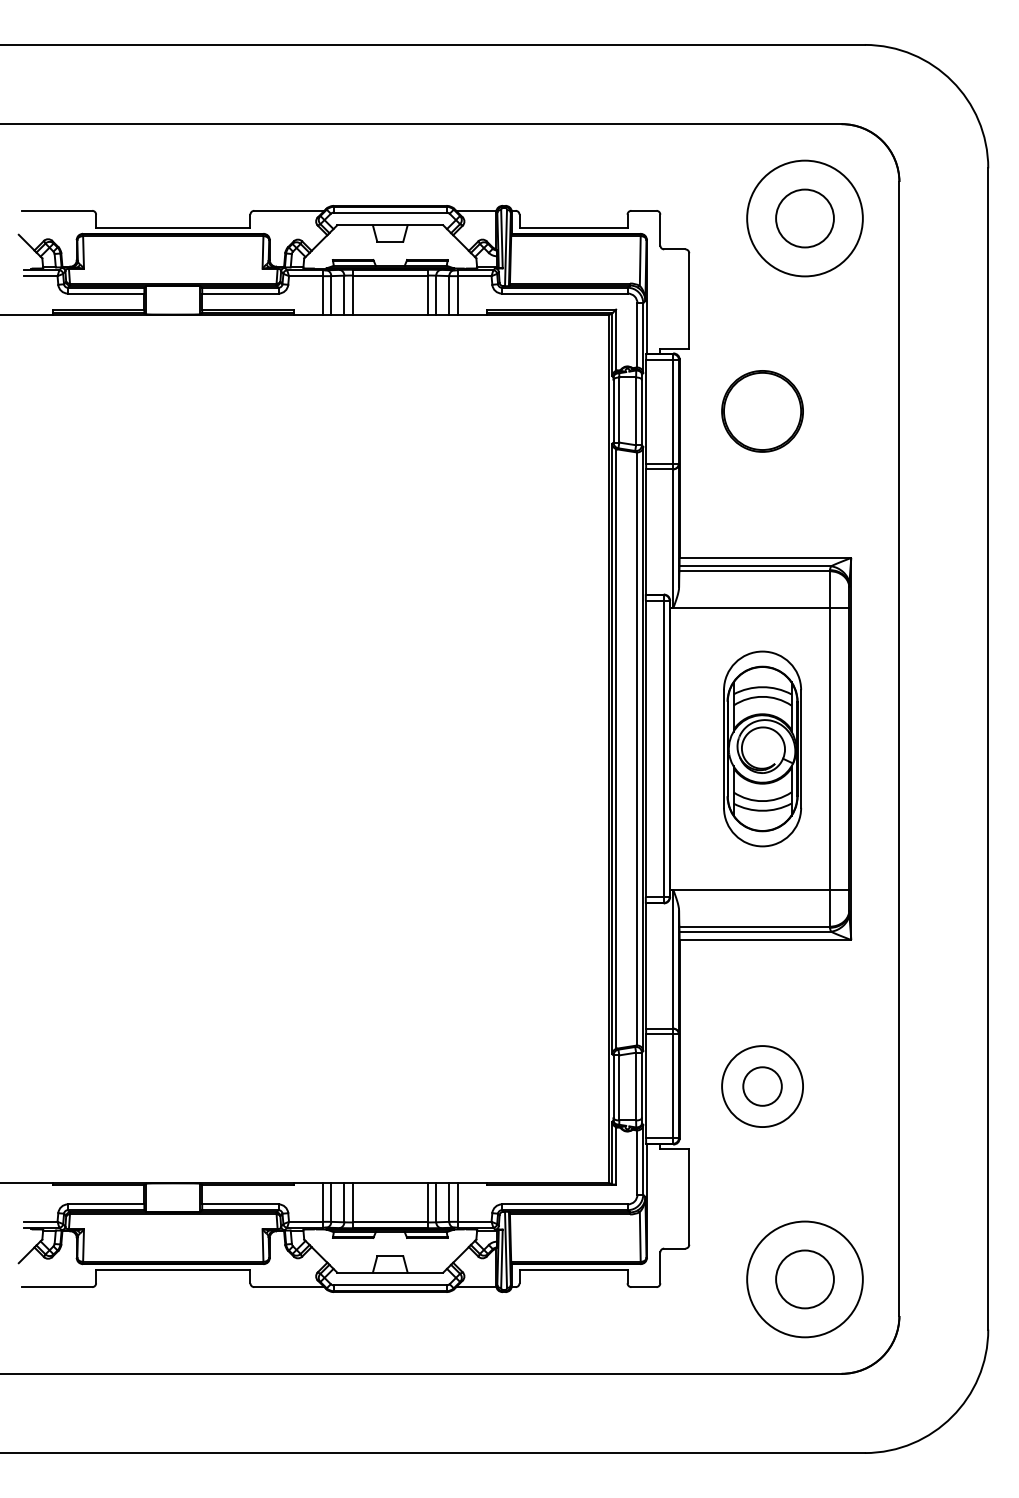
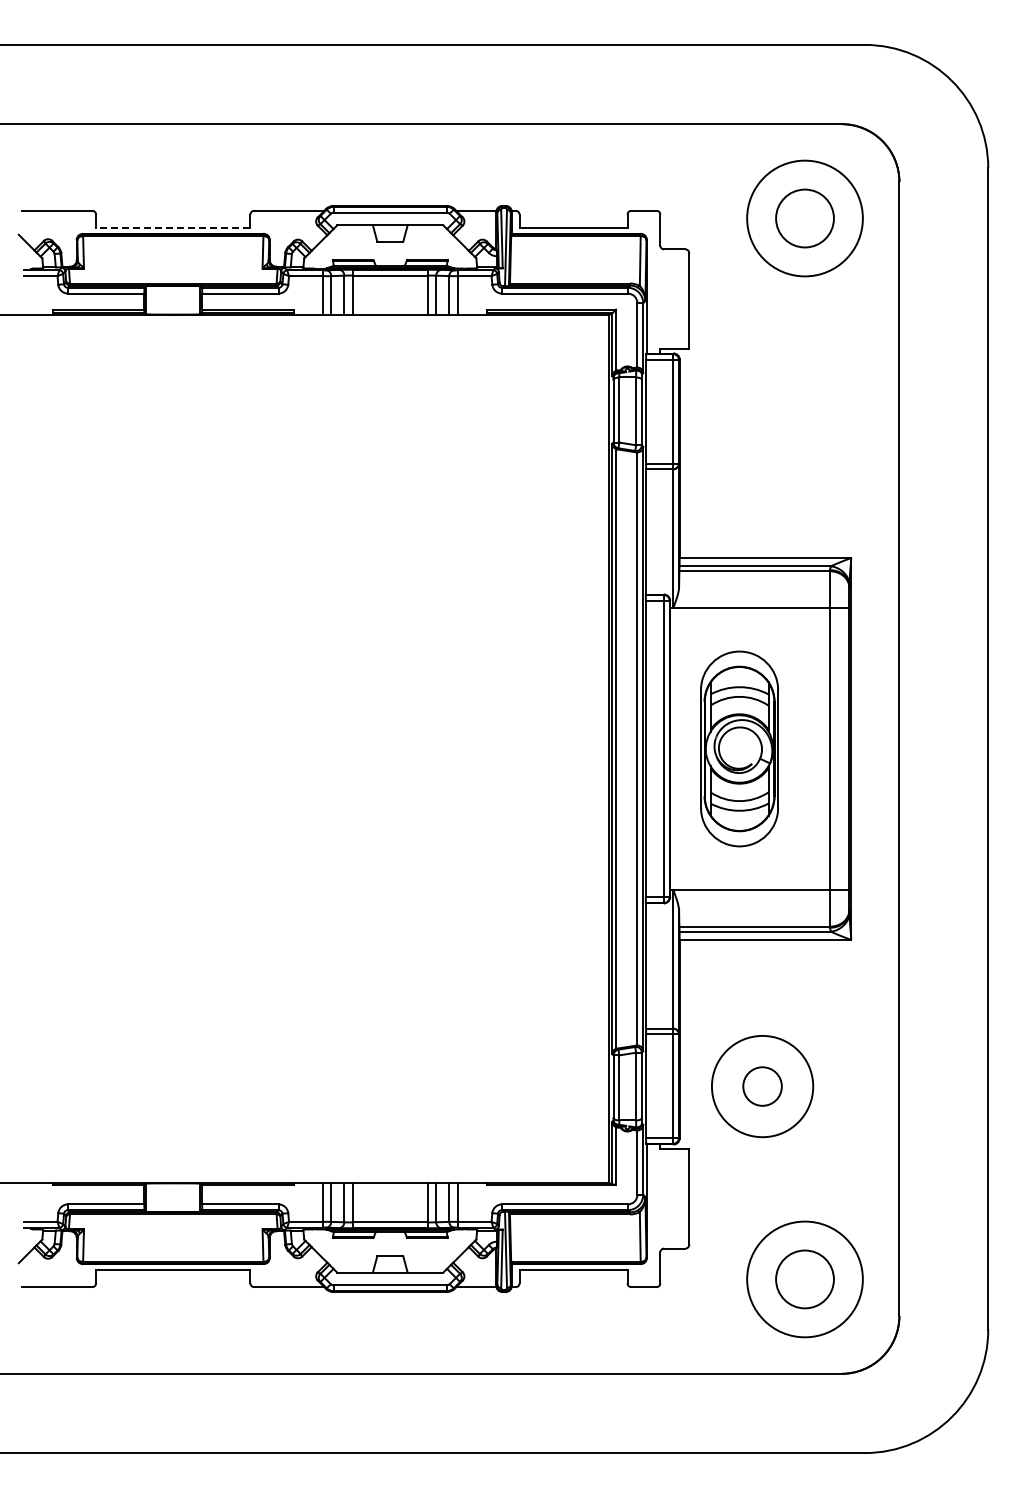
line: solid -> dashed (172, 228)
part: present -> none (762, 411)
part position: (762, 748) -> (739, 748) (739, 748)
circle diameter: 81 px -> 101 px (762, 1086)
